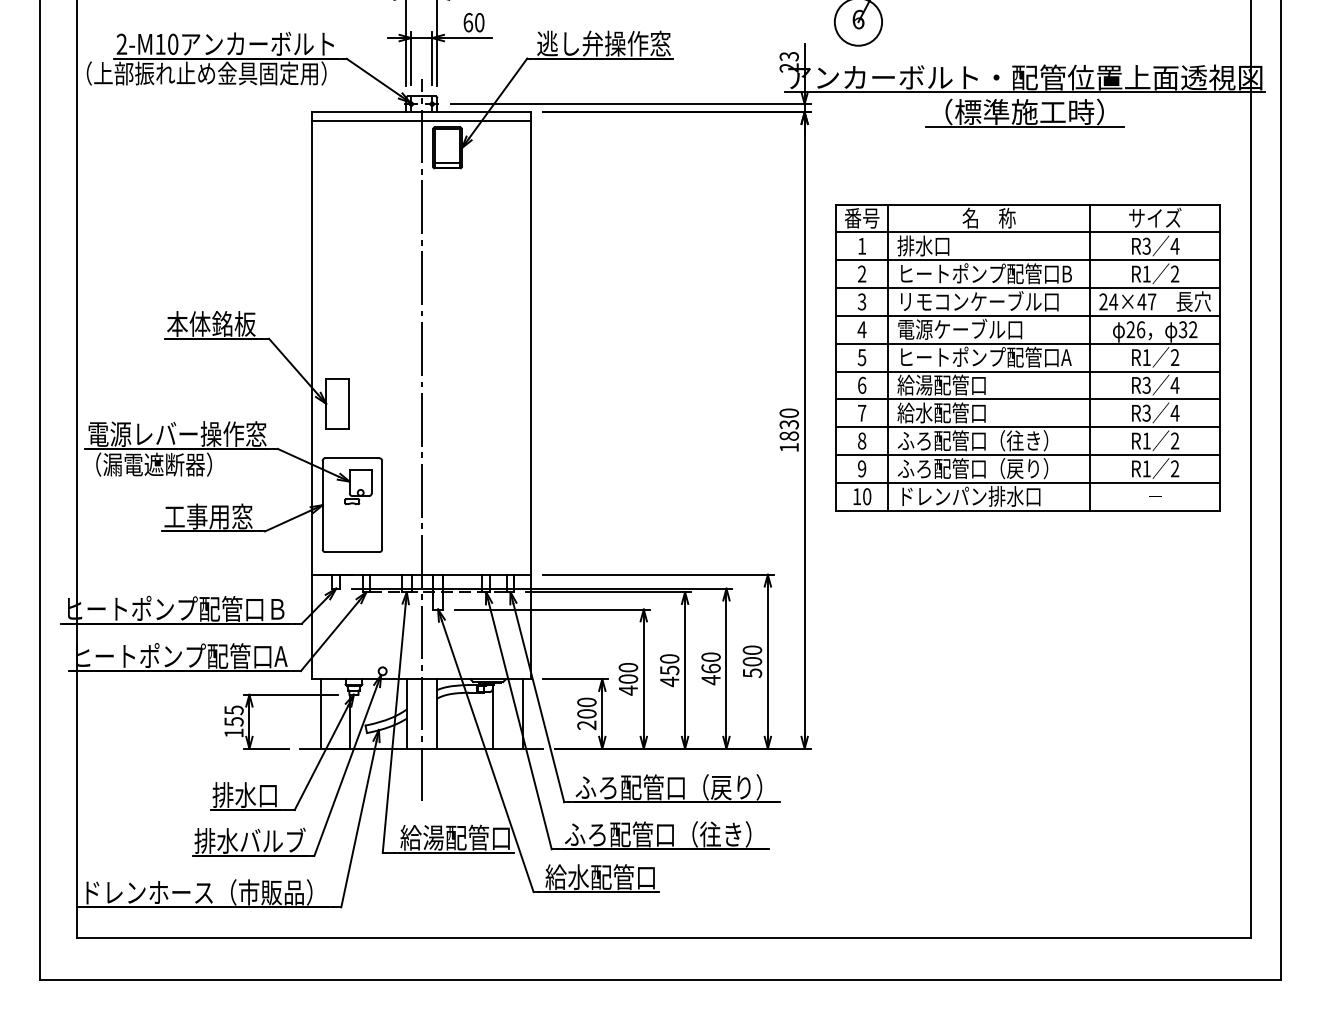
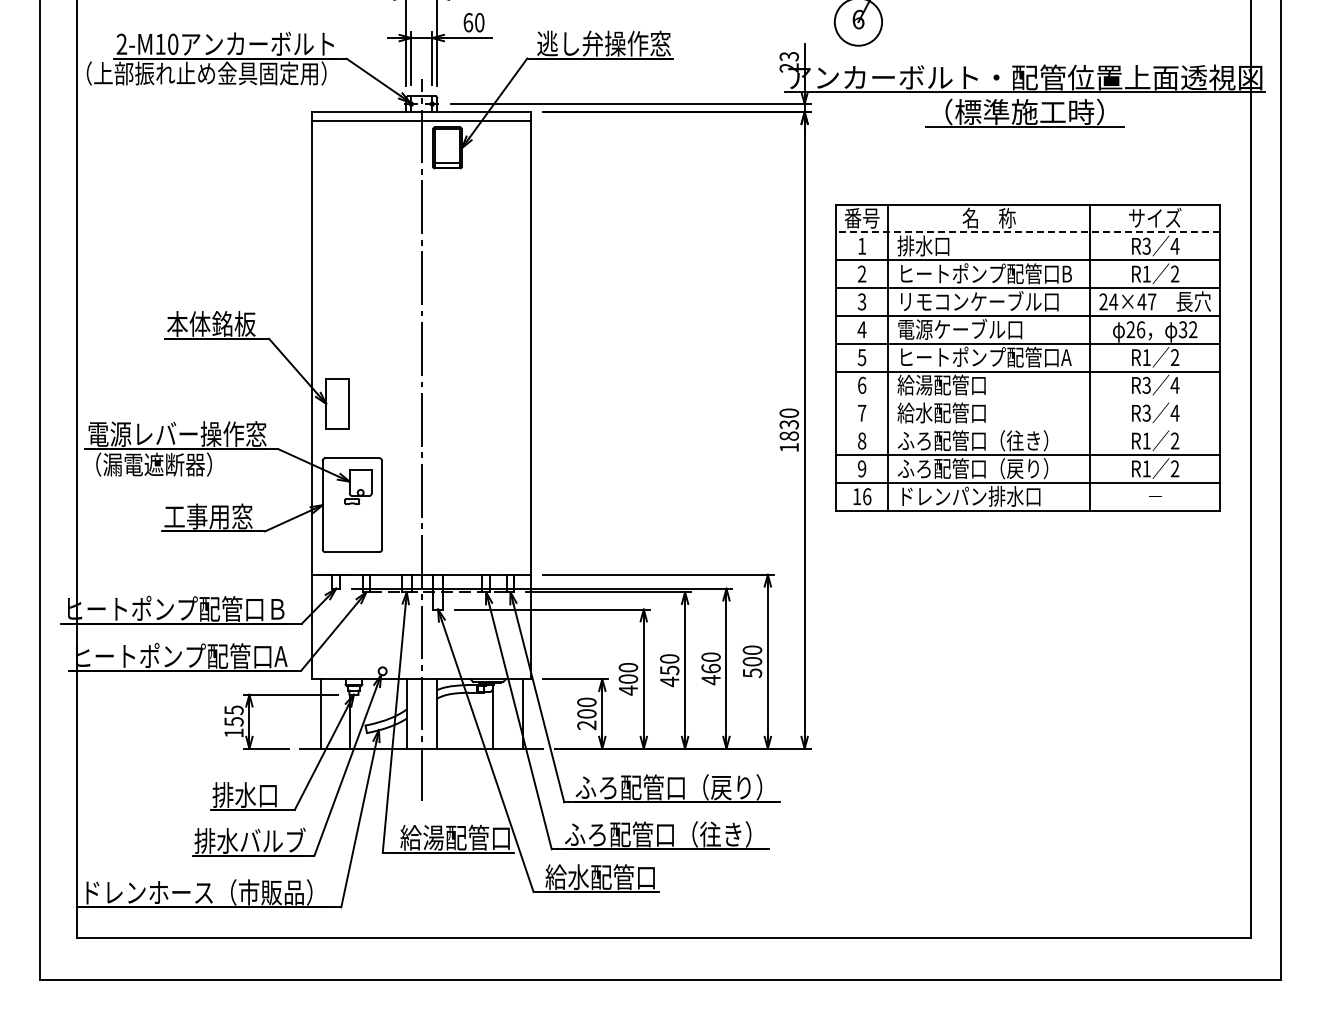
line: solid -> dashed (1027, 232)
line: present -> none (1028, 399)
line: present -> none (1028, 427)
text: 10 -> 16 (867, 496)
